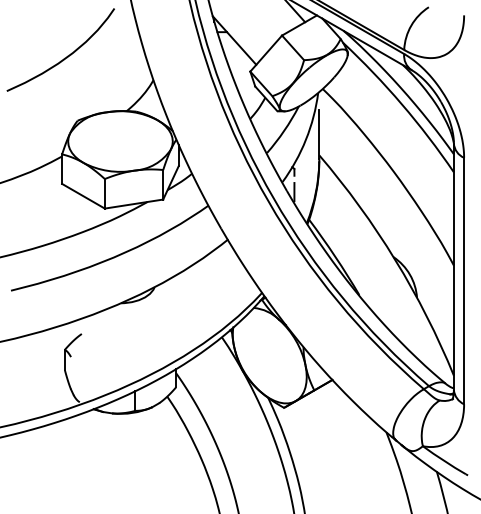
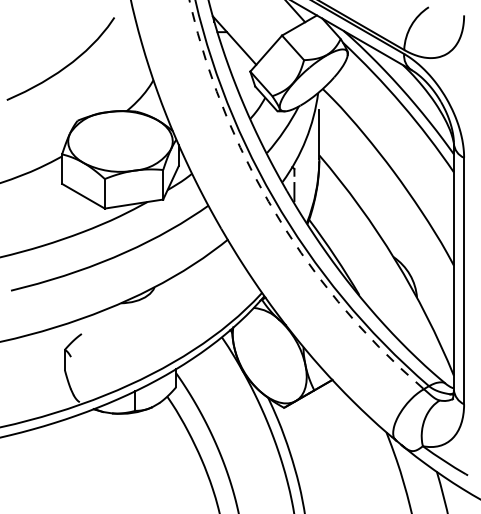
curve position: (67, 55) -> (67, 64) (67, 64)
arc: solid -> dashed (275, 213)
